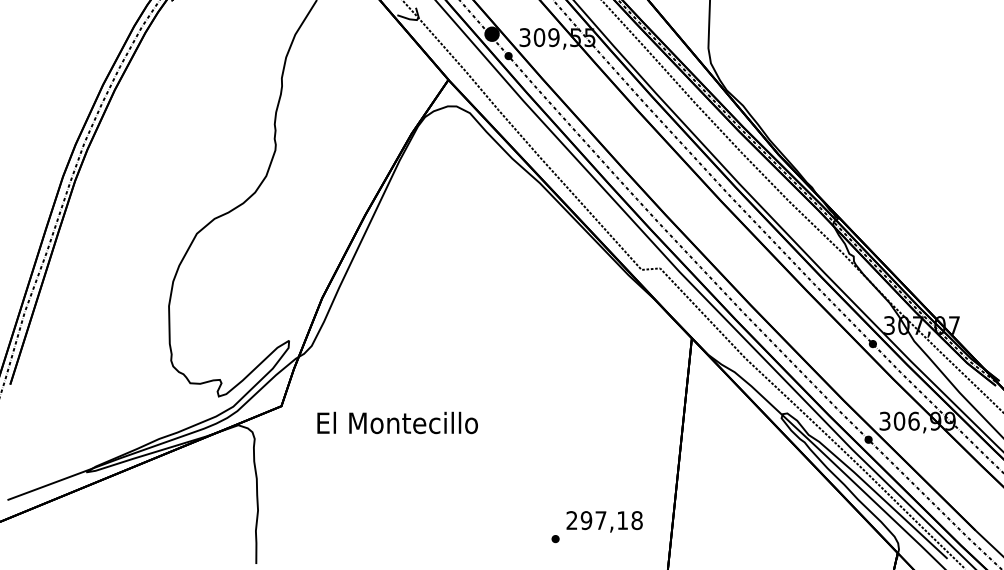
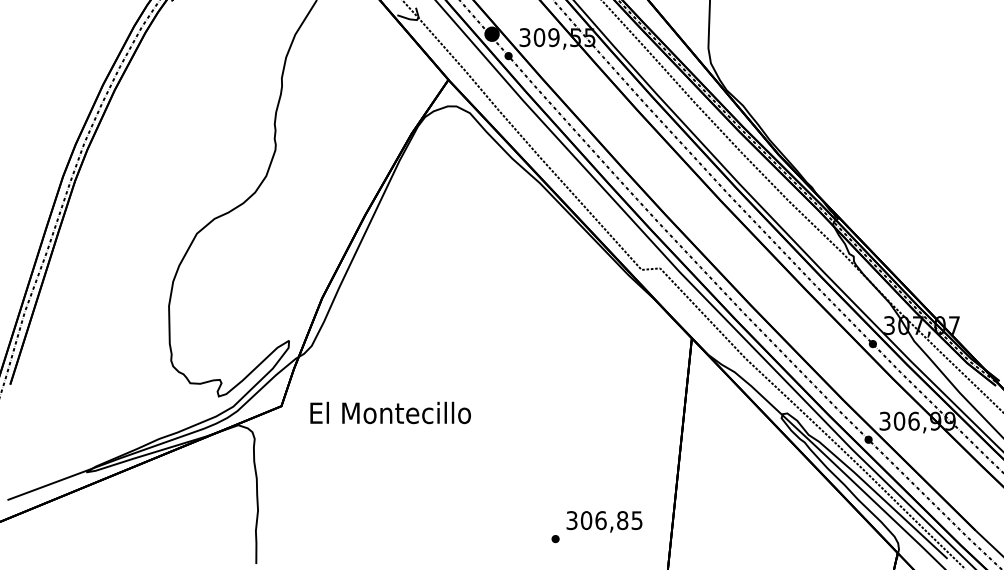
text position: (397, 422) -> (390, 412) (390, 412)
text: 297,18 -> 306,85 (604, 520)
